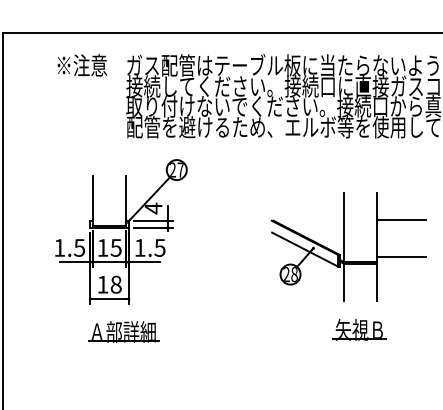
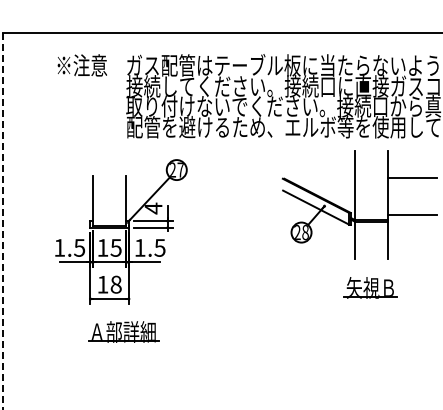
line: solid -> dashed (3, 221)
part position: (348, 266) -> (359, 224) (359, 224)
